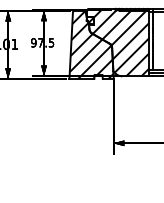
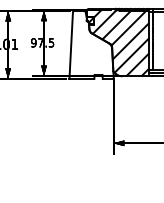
hatch: present -> none (91, 44)
